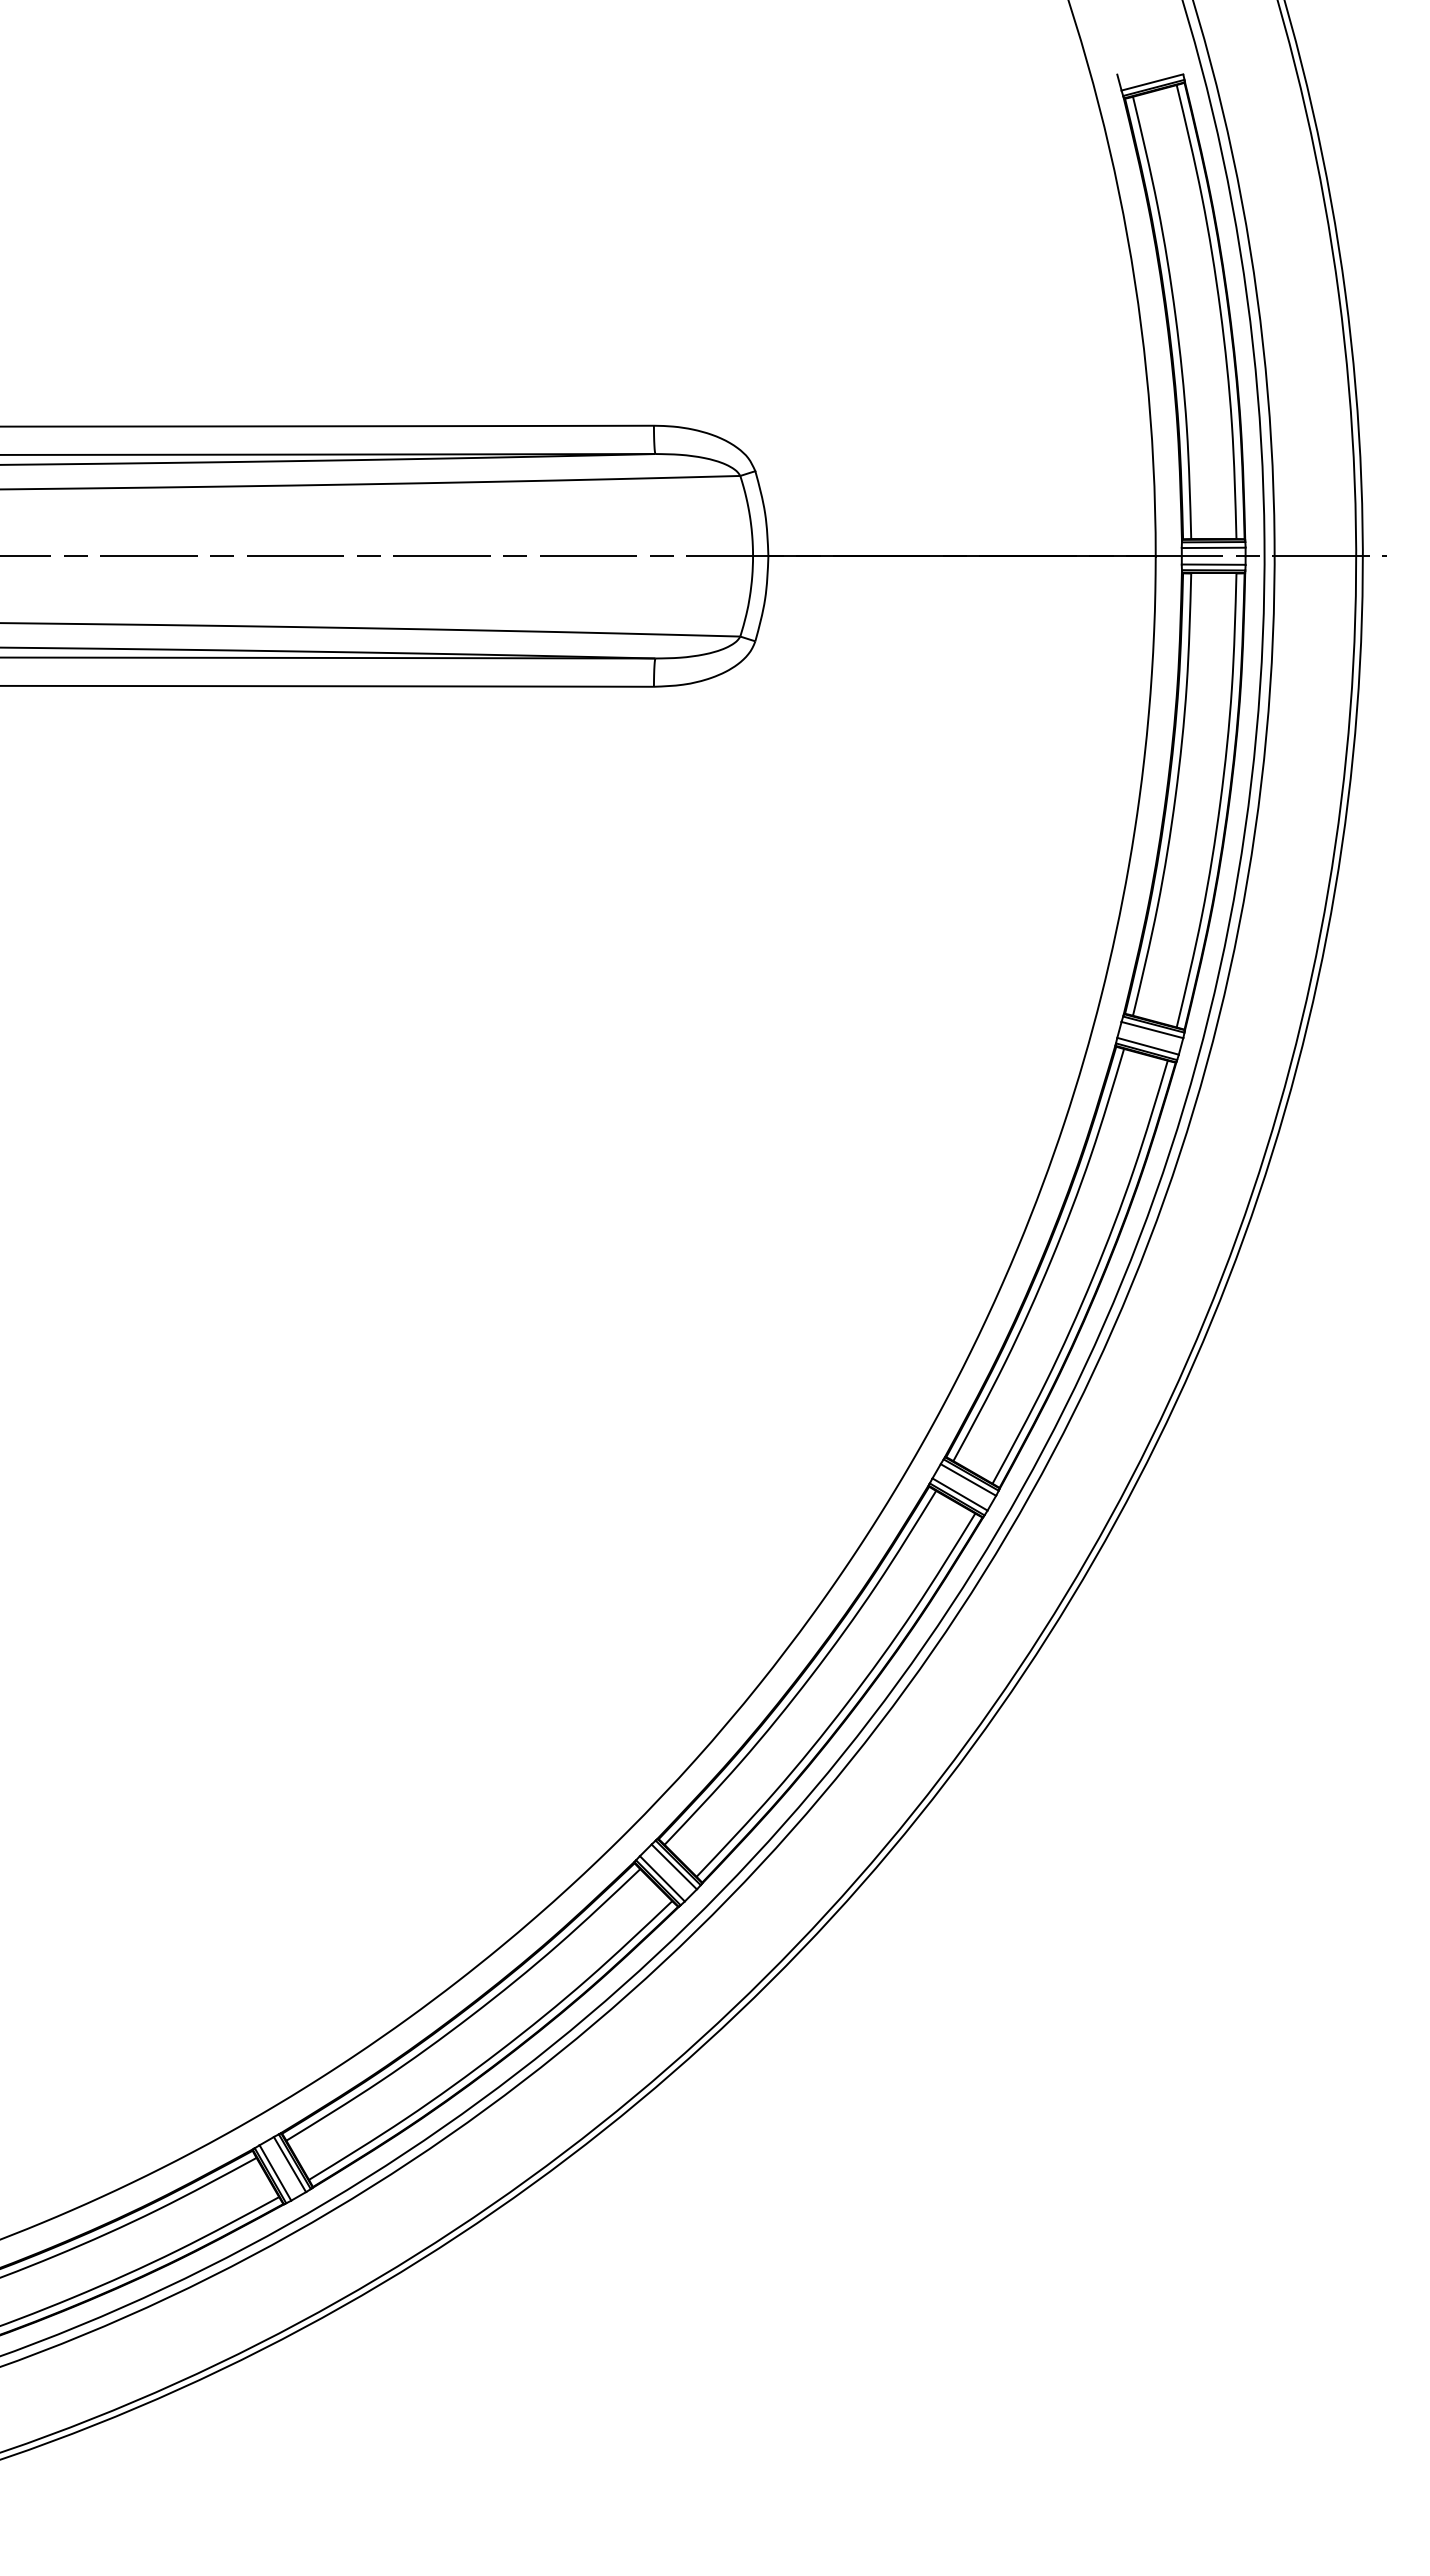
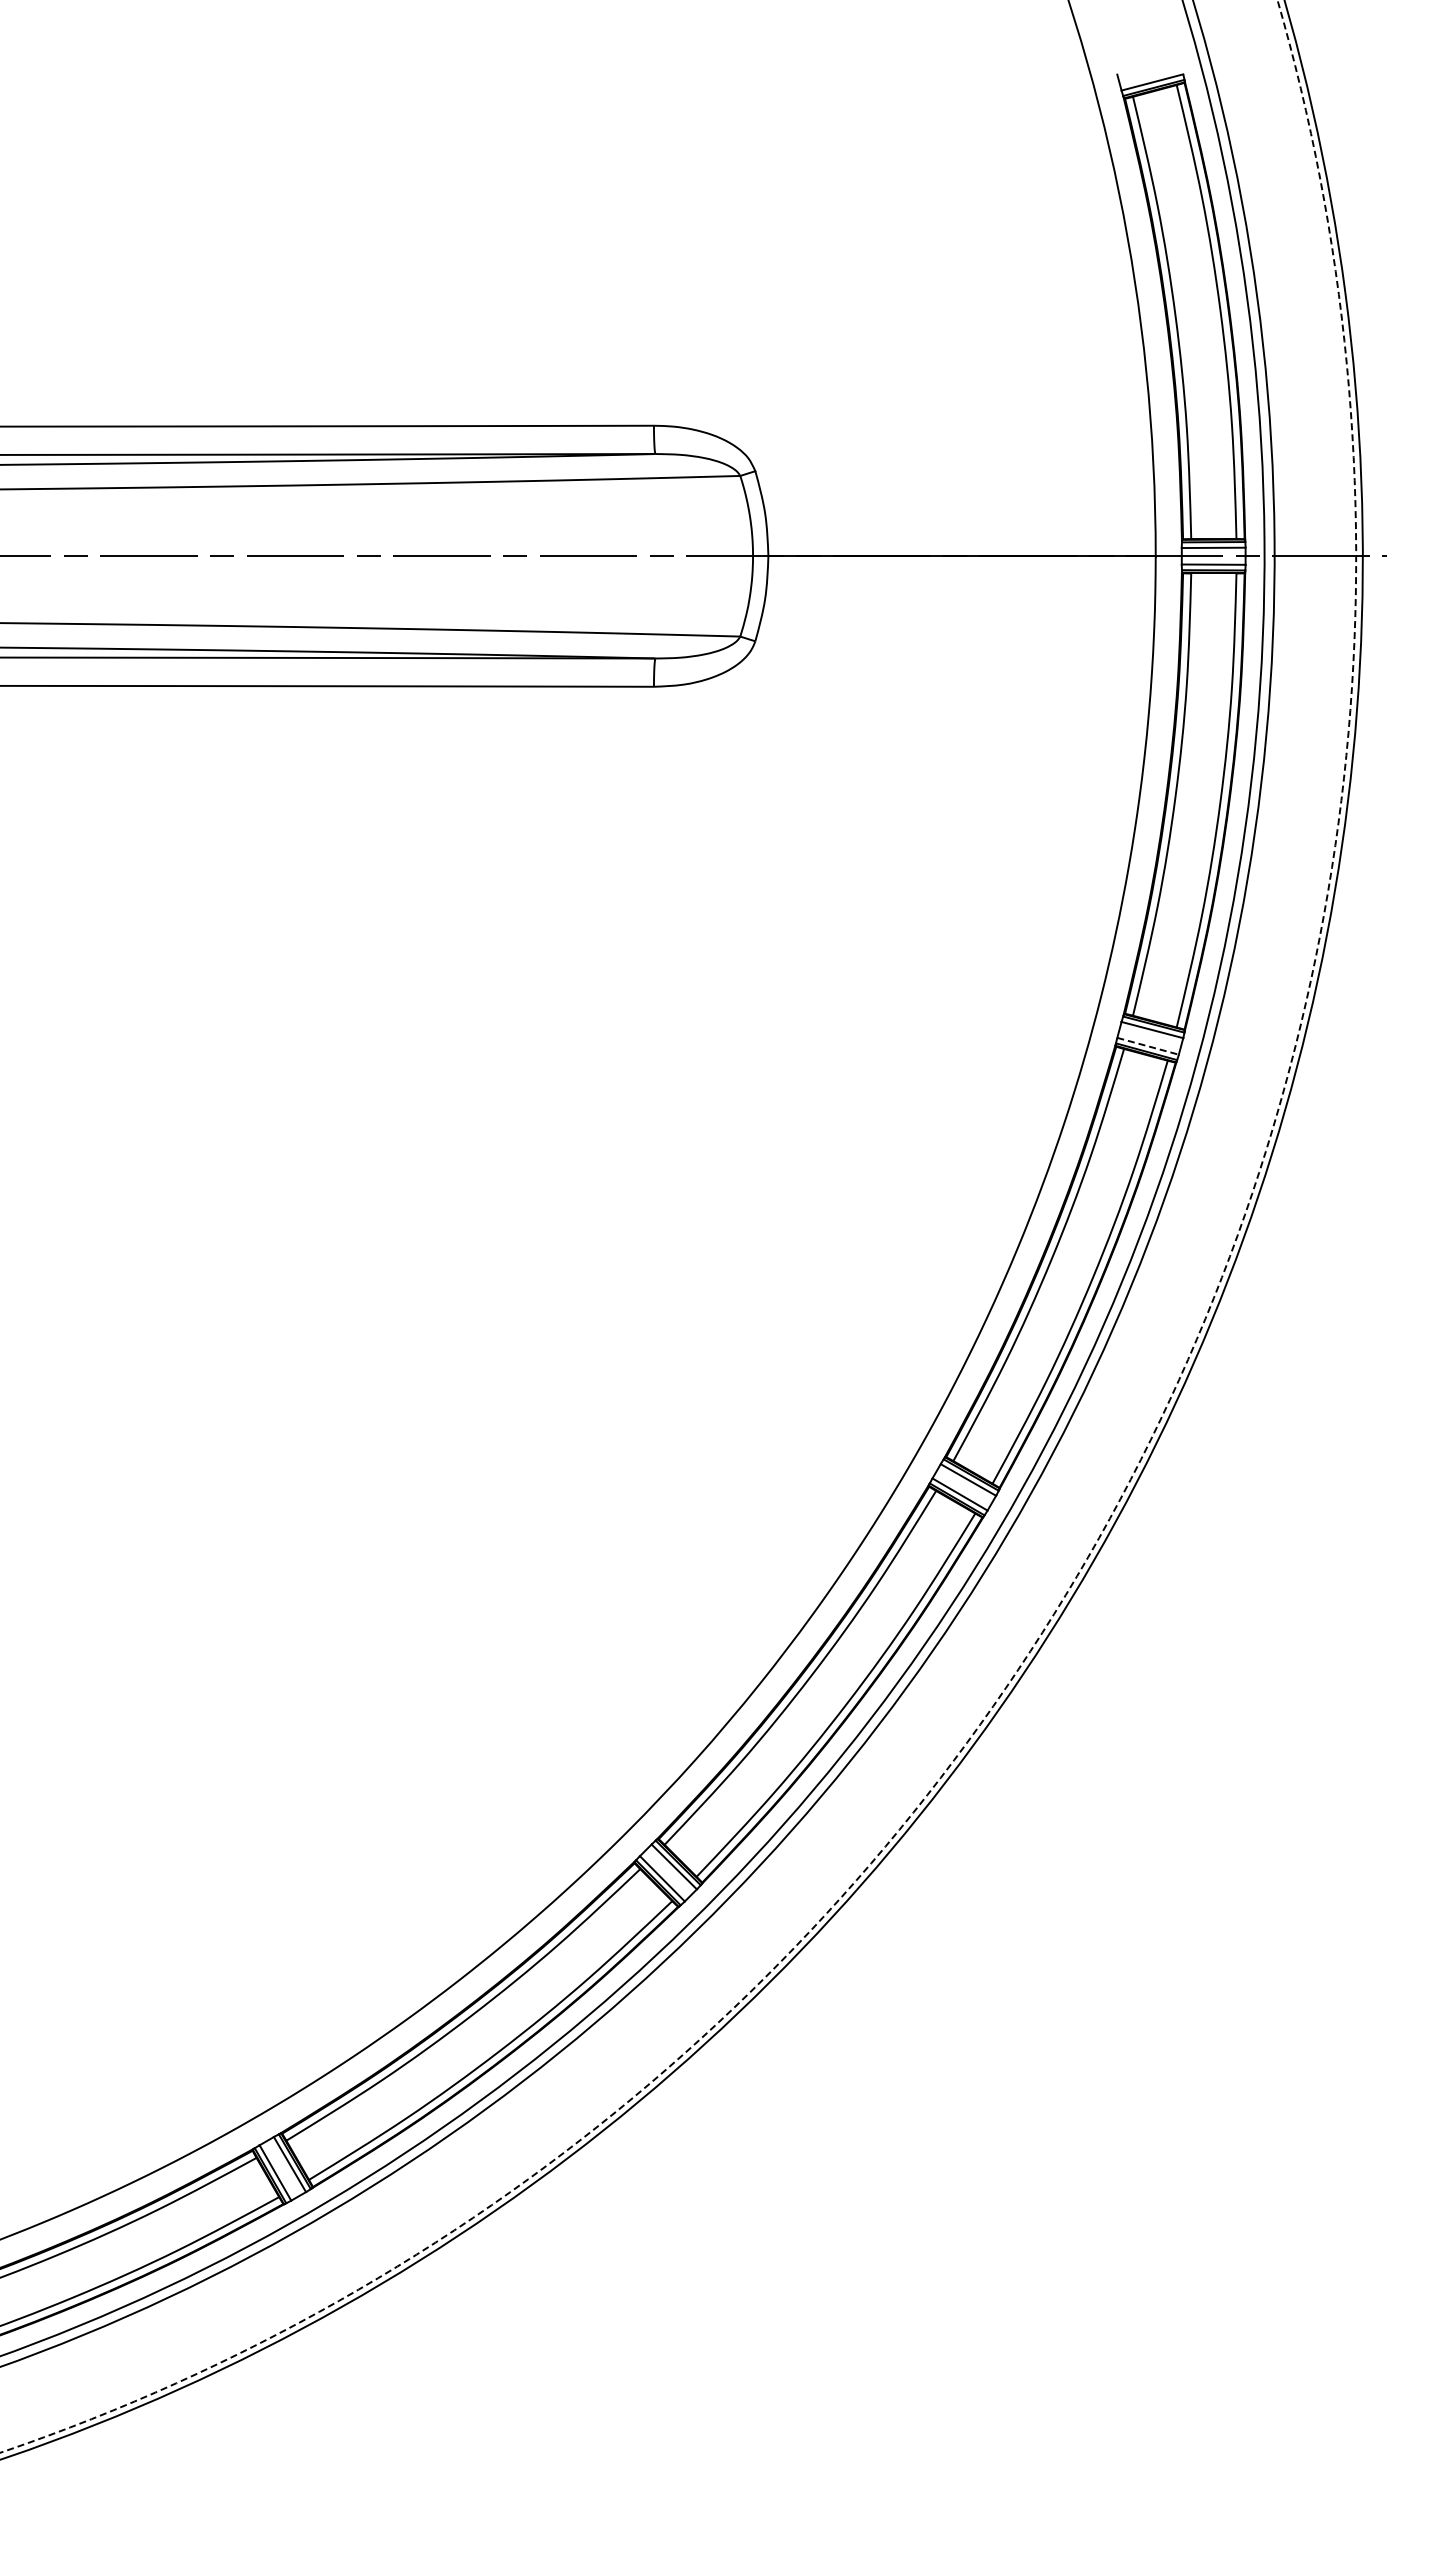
line: solid -> dashed (1148, 1046)
arc: solid -> dashed (1128, 1482)
